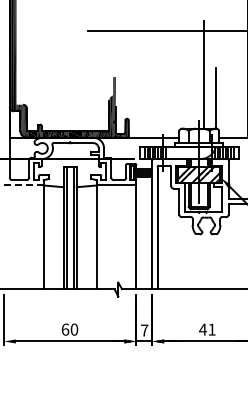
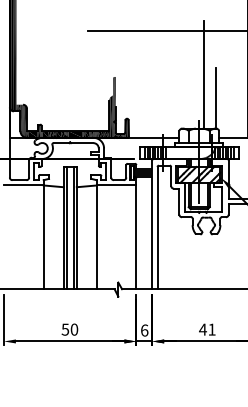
line: dashed -> solid (23, 185)
text: 60 -> 50 (65, 329)
text: 7 -> 6 (144, 330)
